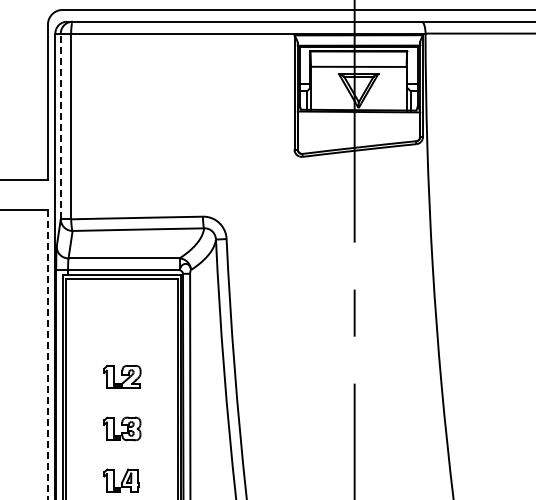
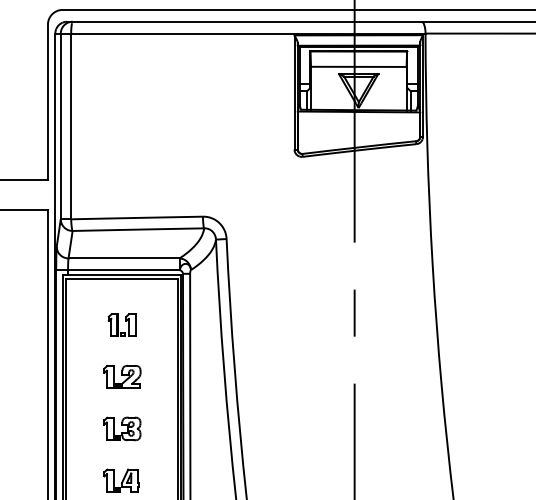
line: dashed -> solid (60, 126)
part: none -> present (121, 324)
line: dashed -> solid (47, 354)
